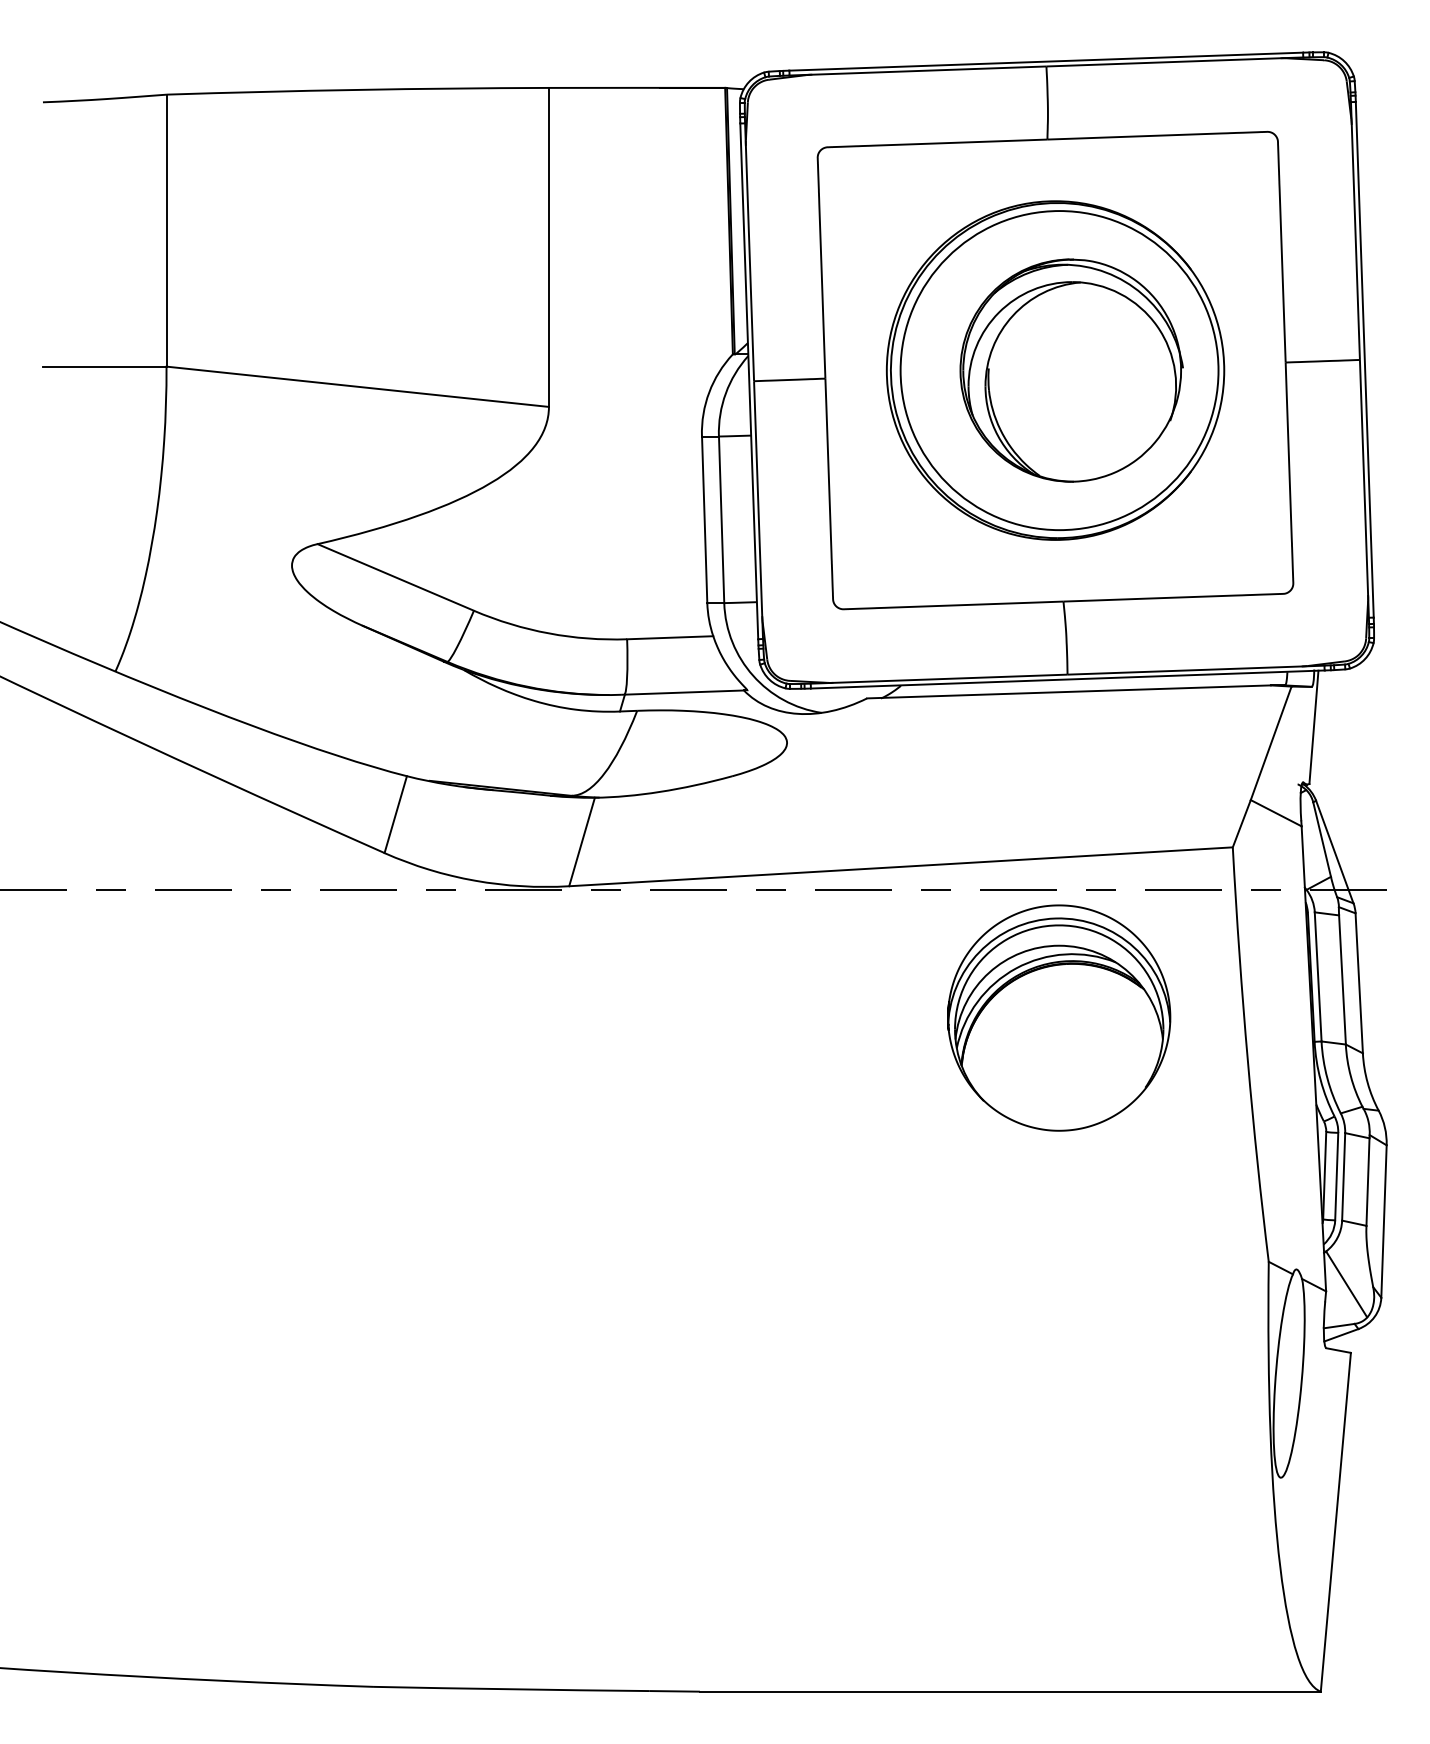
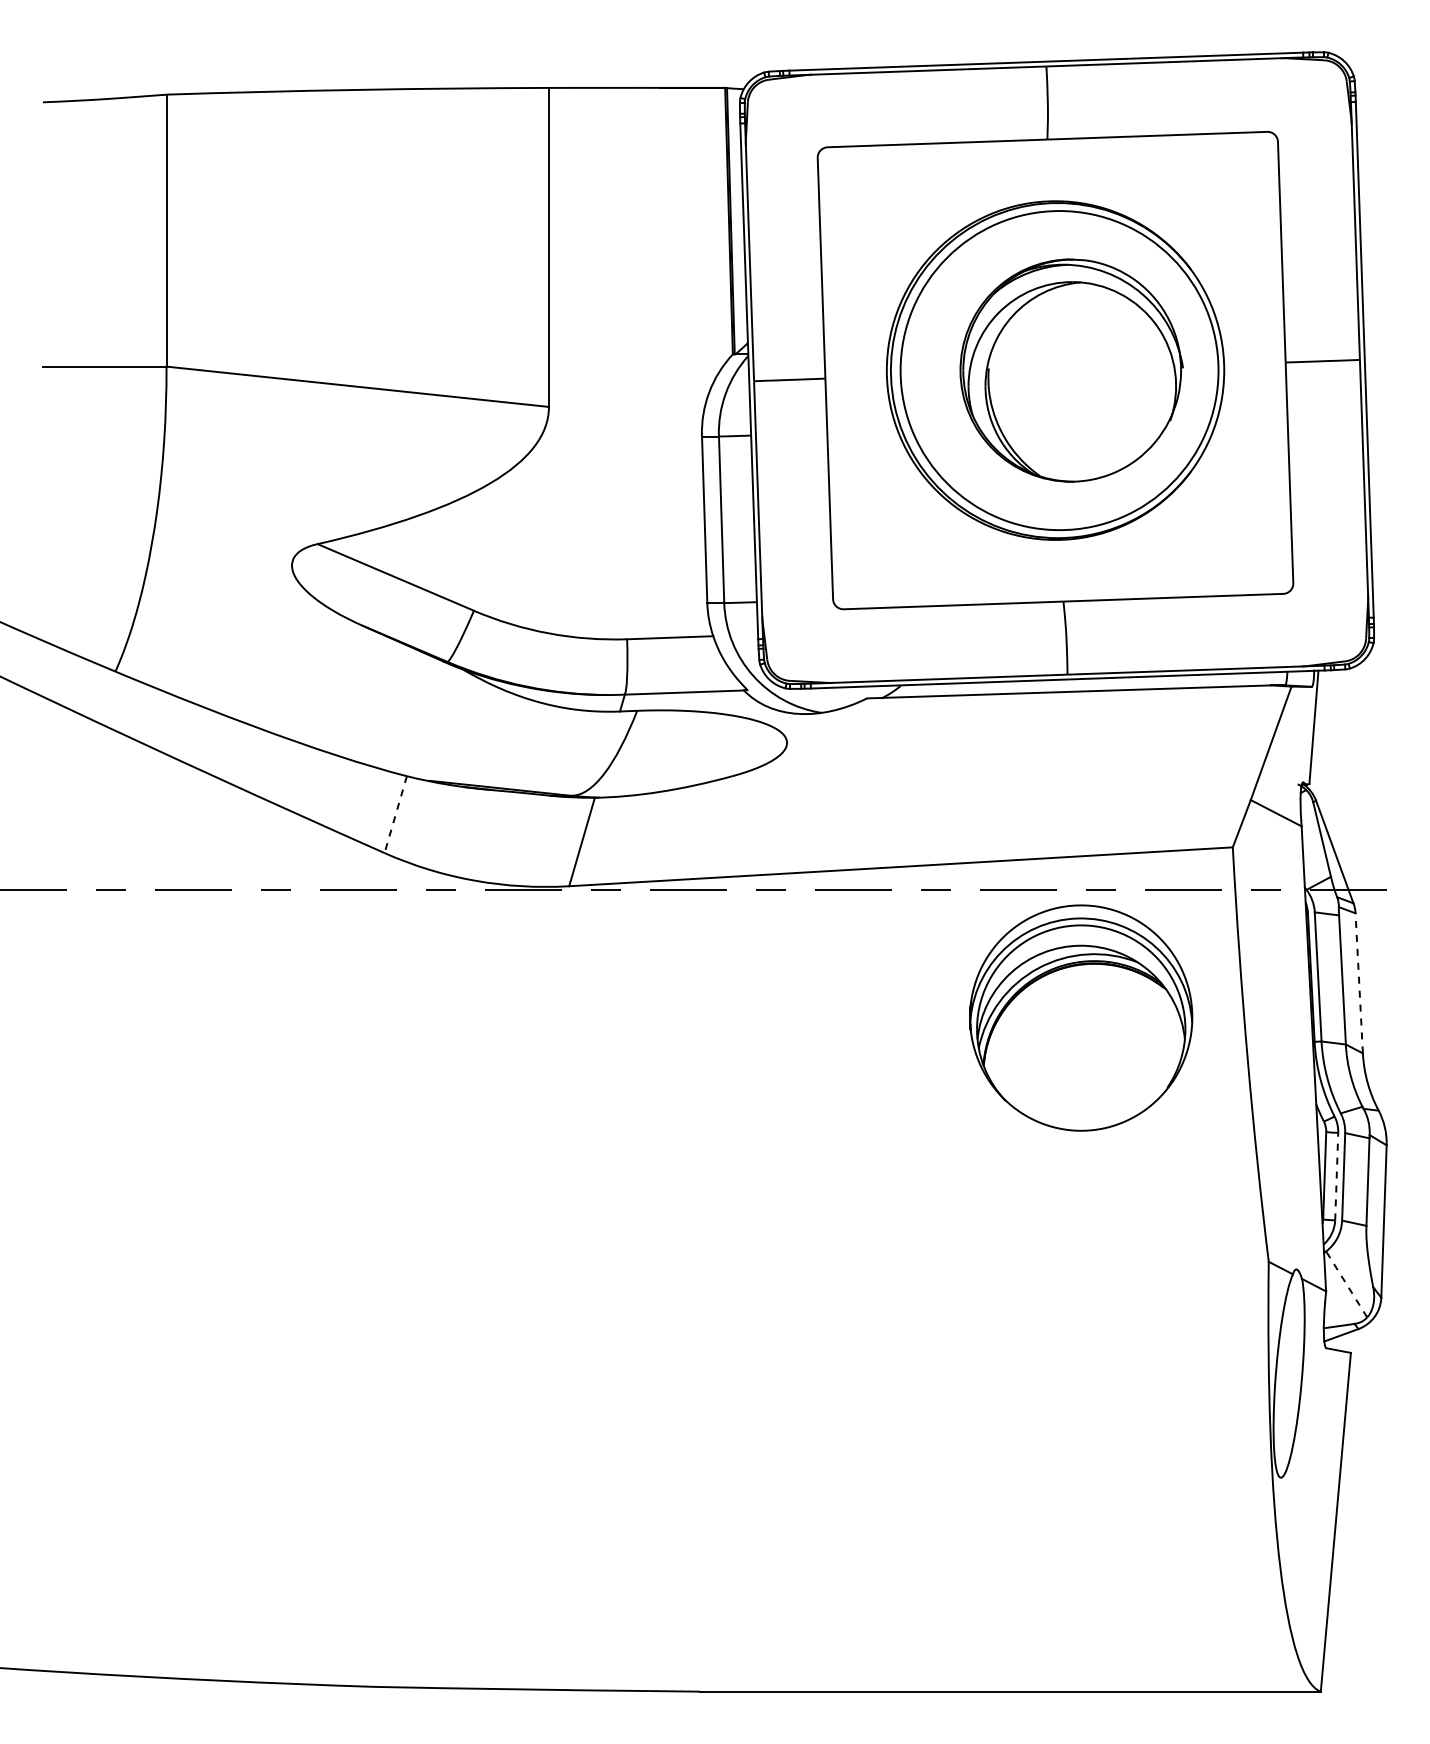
line: solid -> dashed (395, 815)
line: solid -> dashed (1359, 982)
part position: (1059, 1017) -> (1081, 1017) (1081, 1017)
line: solid -> dashed (1336, 1176)
line: solid -> dashed (1346, 1284)
